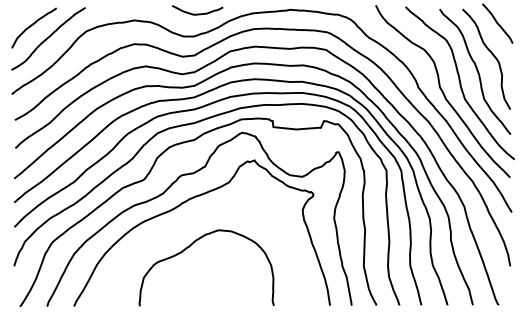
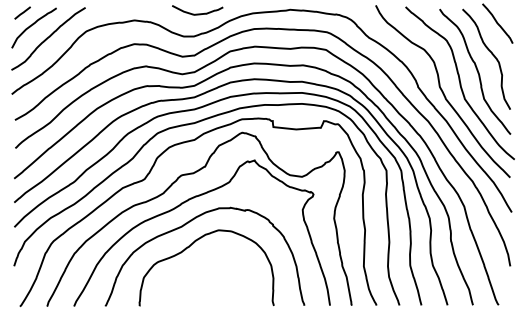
line: none -> present (22, 12)
curve: none -> present (185, 225)
